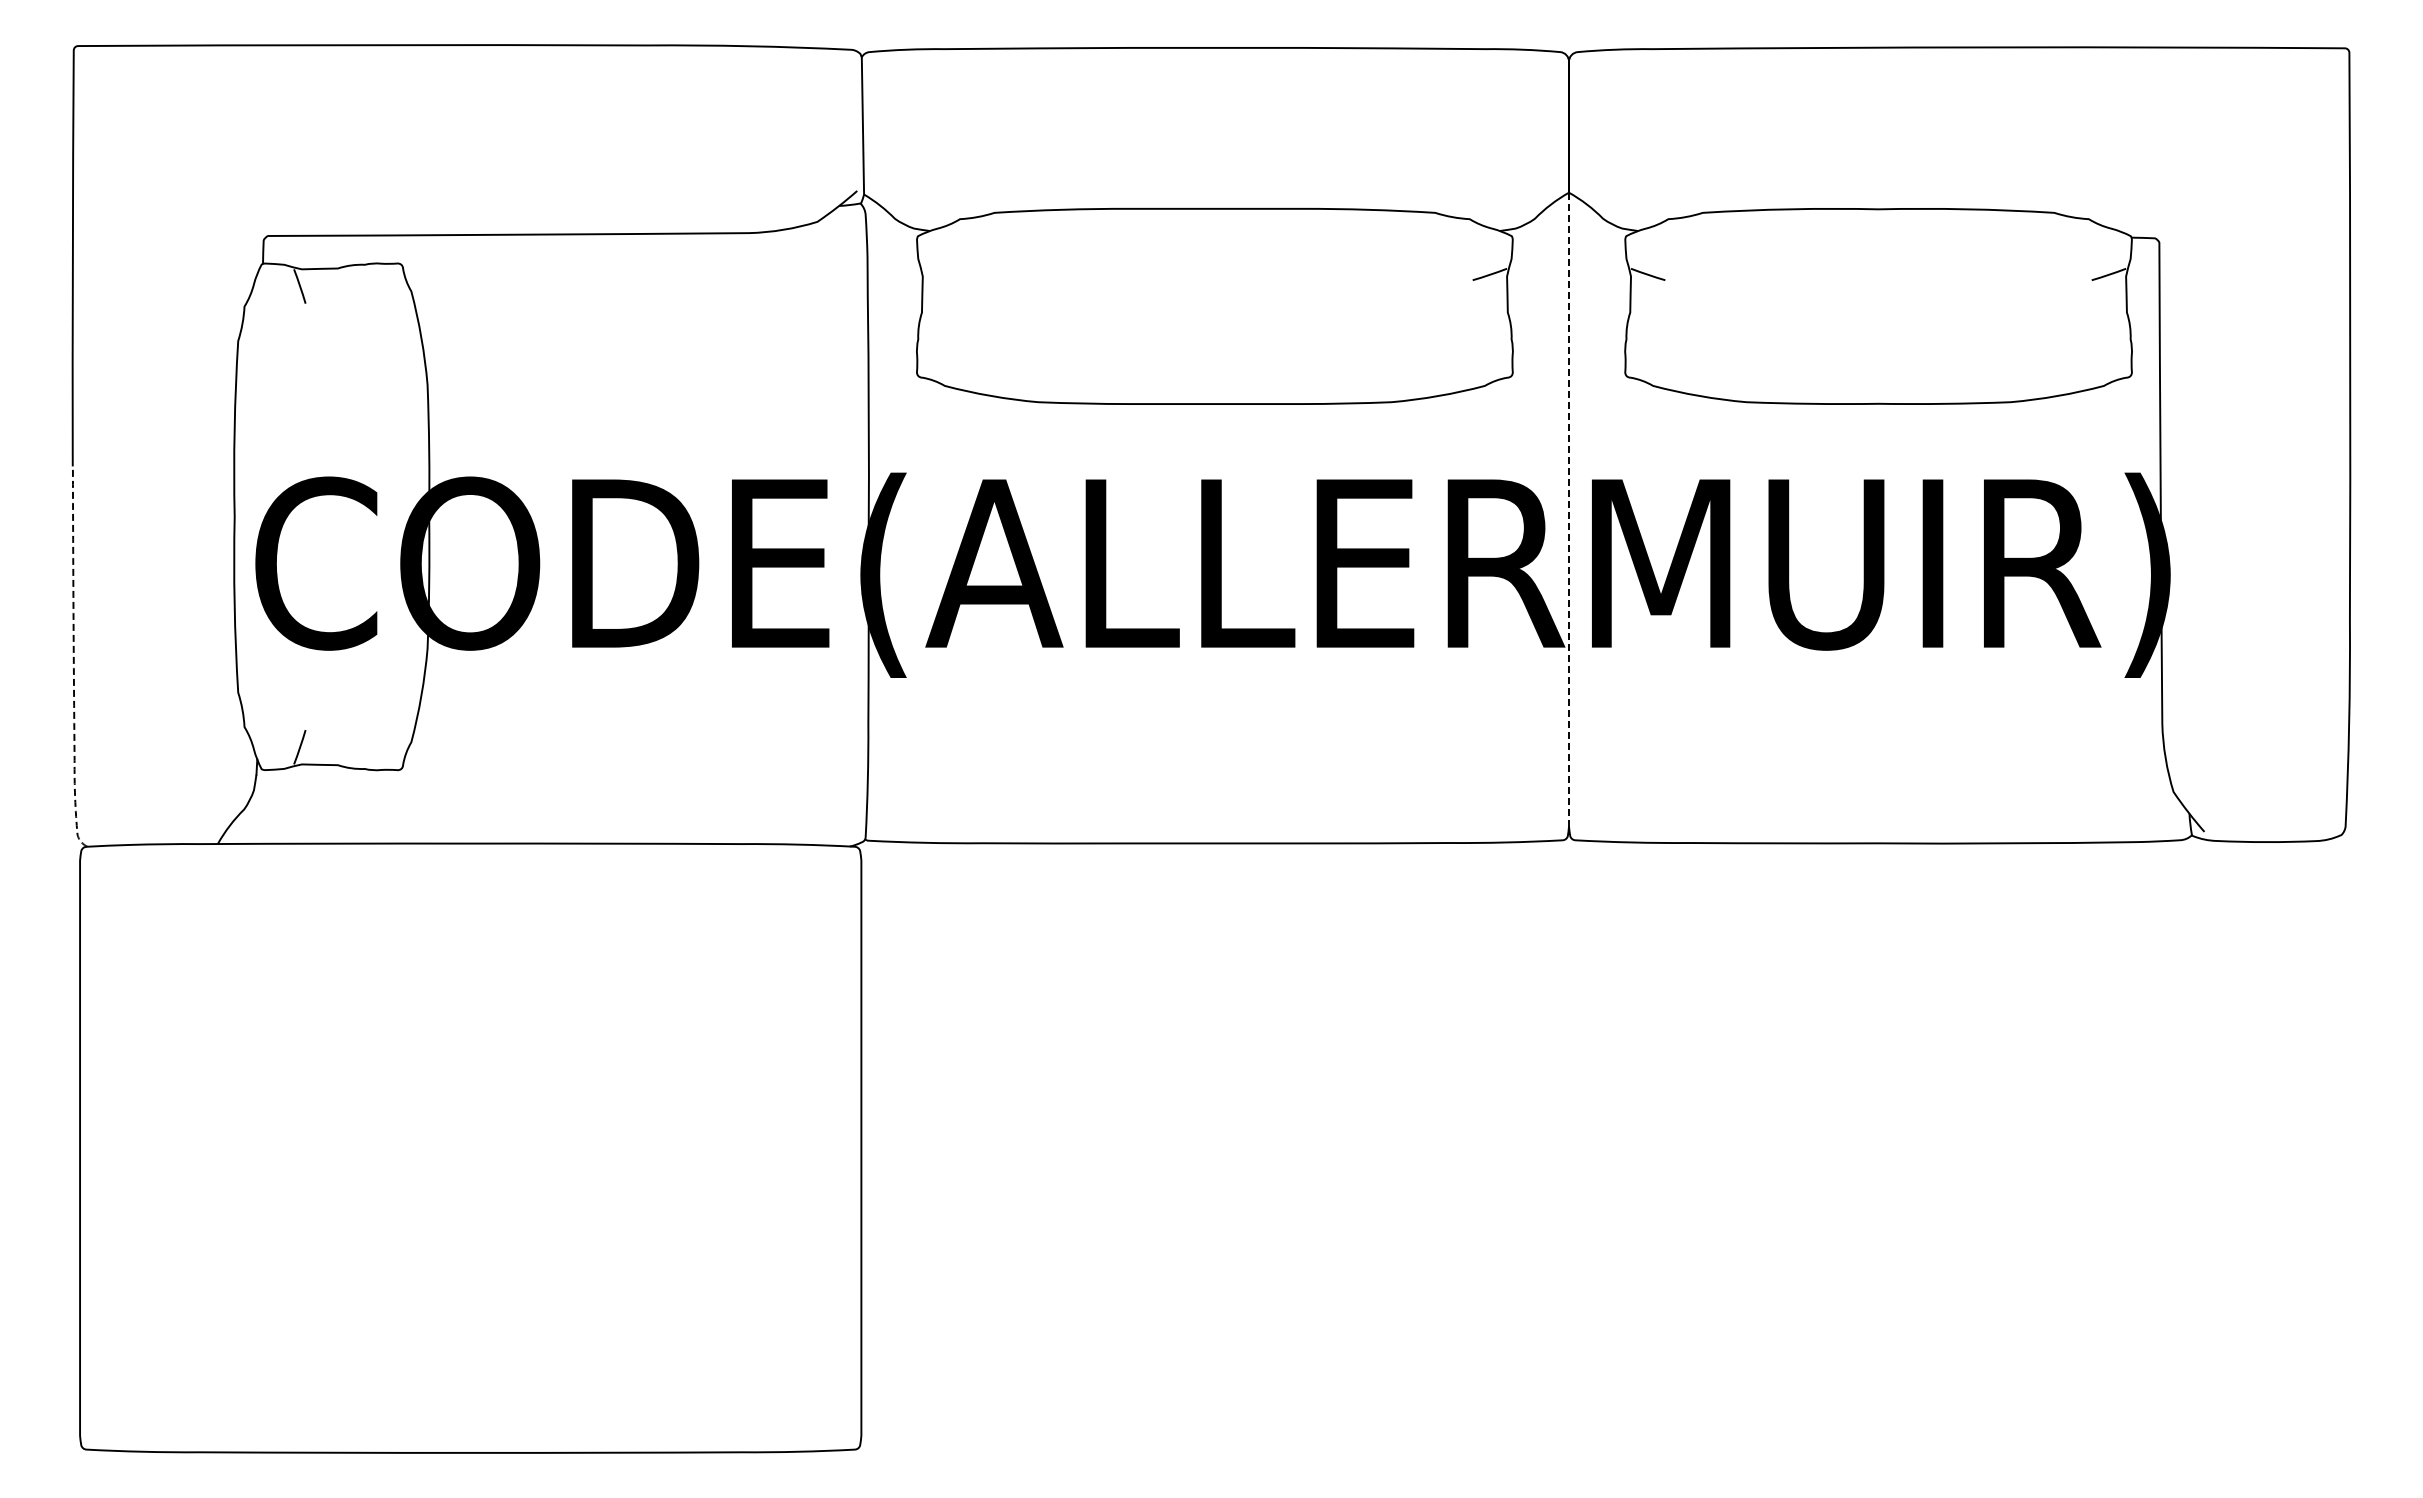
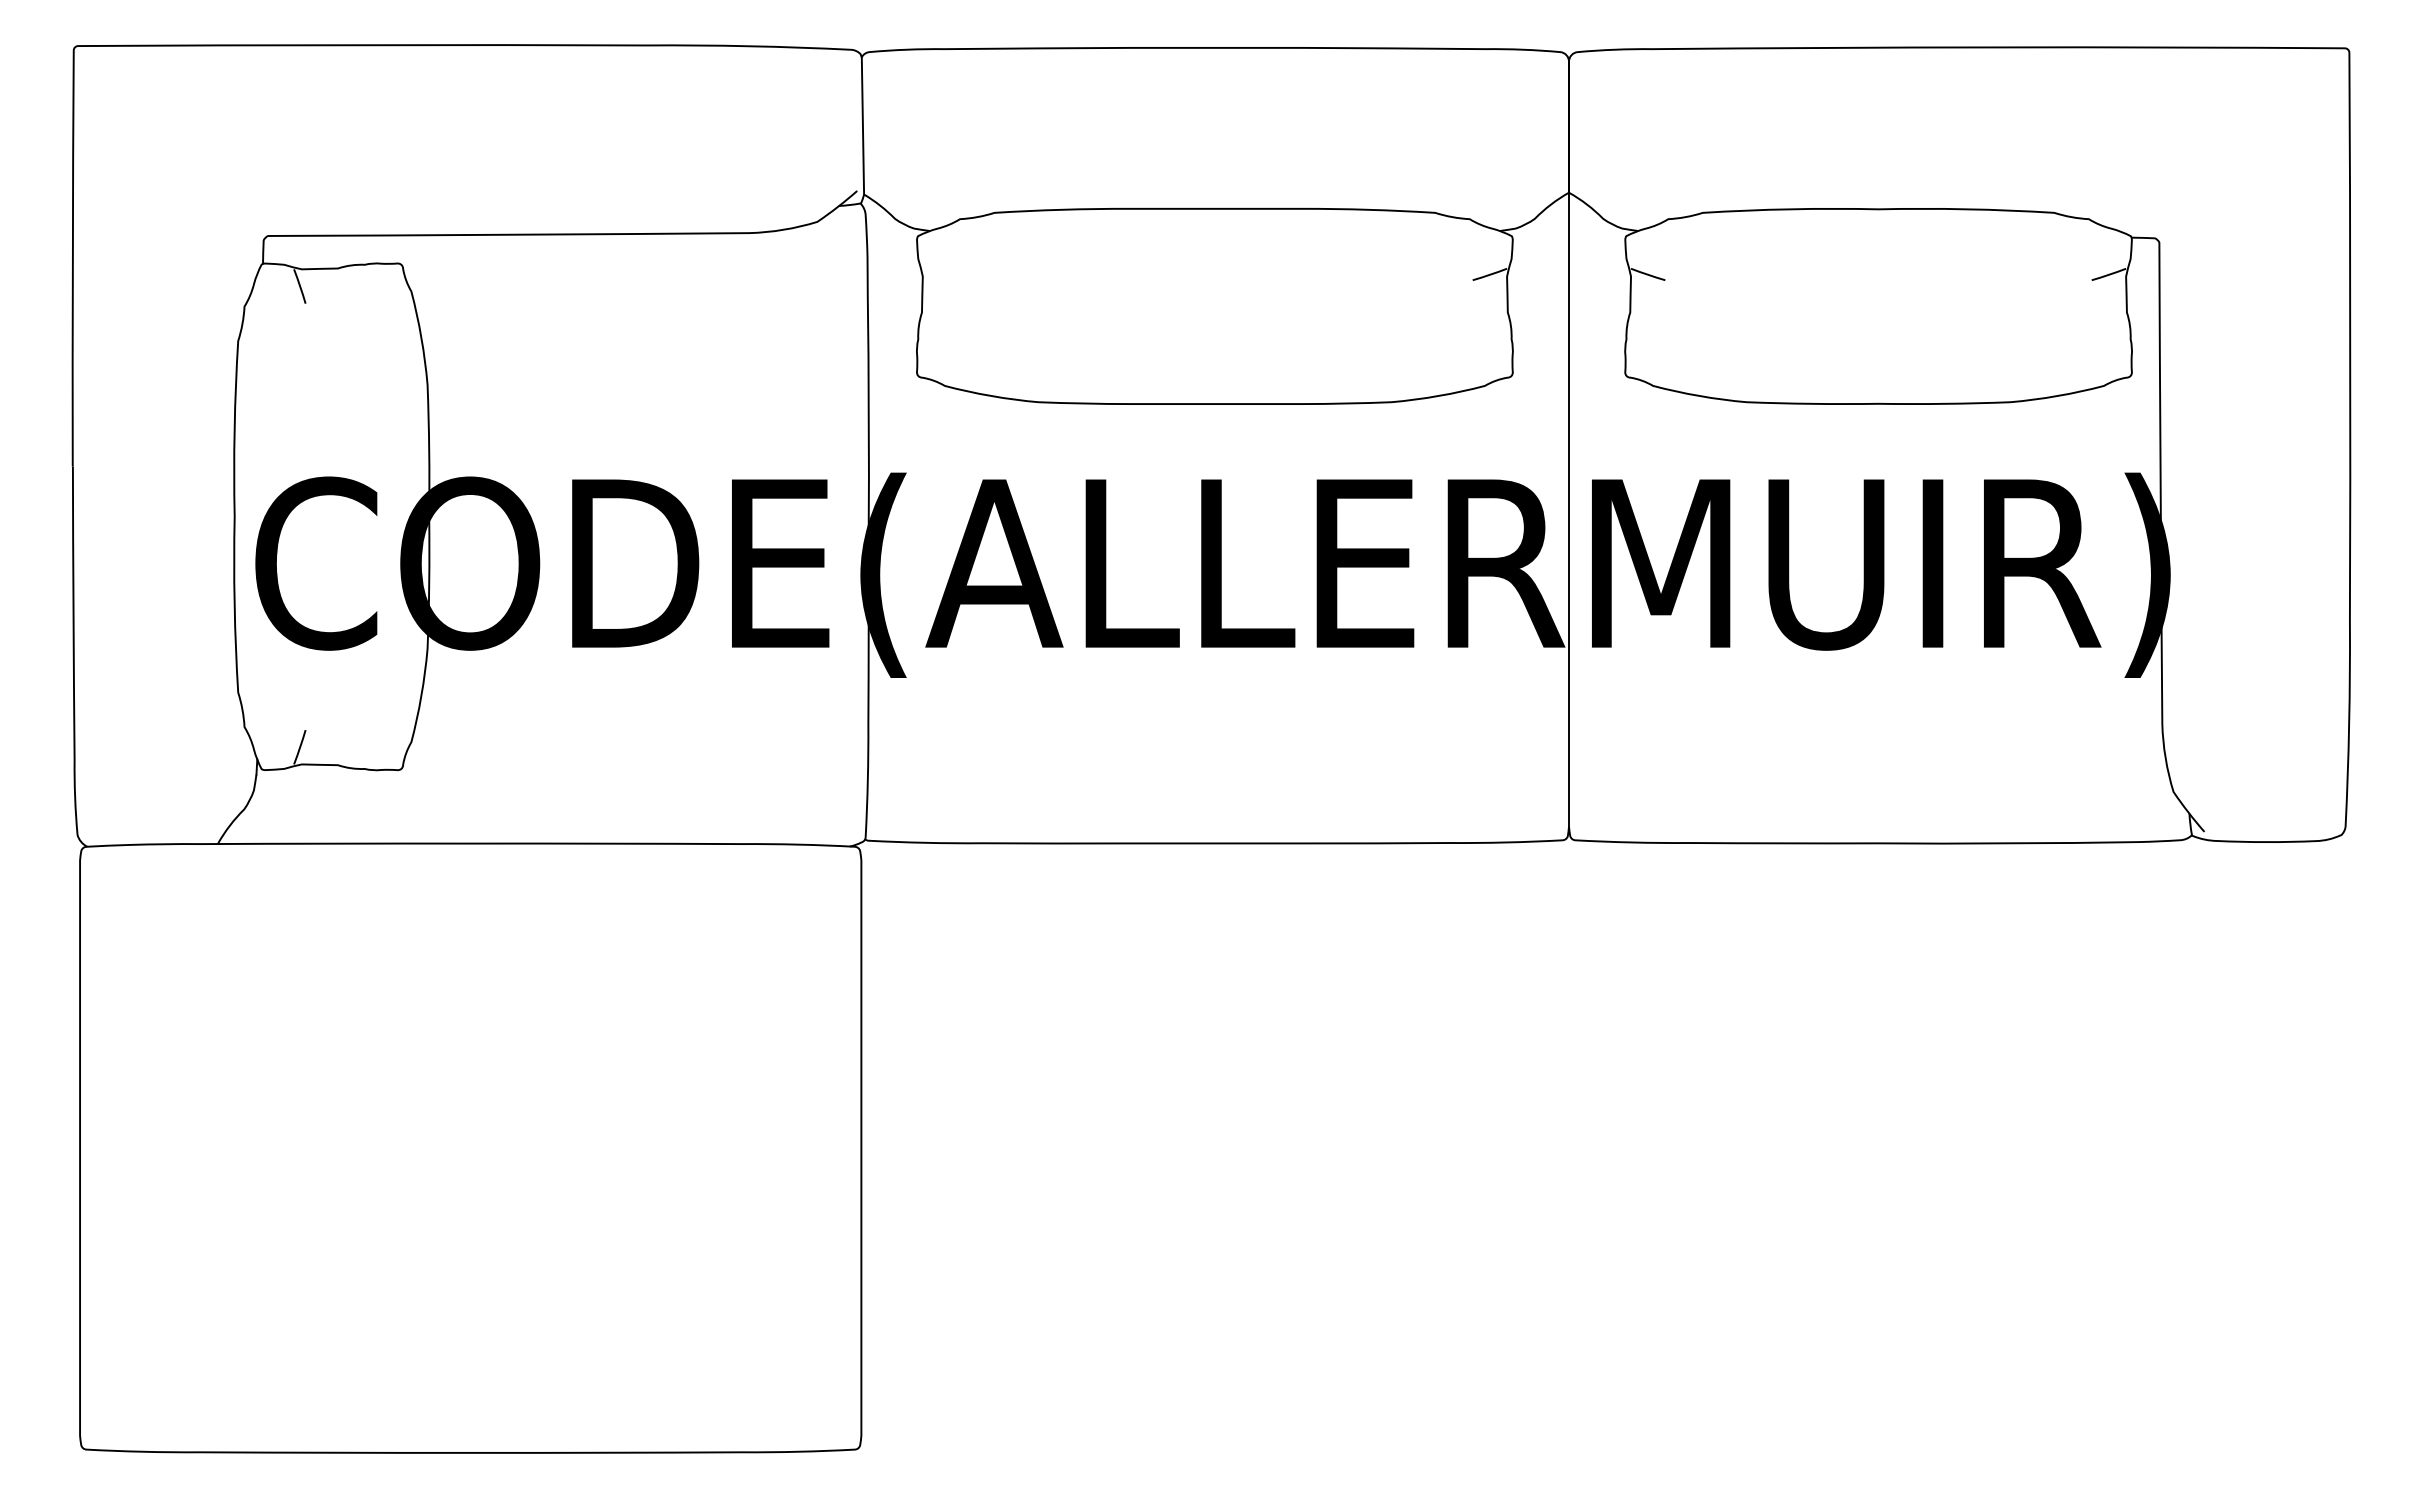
line: dashed -> solid (1569, 509)
line: dashed -> solid (73, 661)
